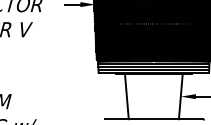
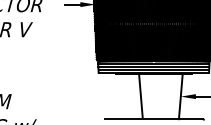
line position: (126, 96) -> (140, 95) (140, 95)
